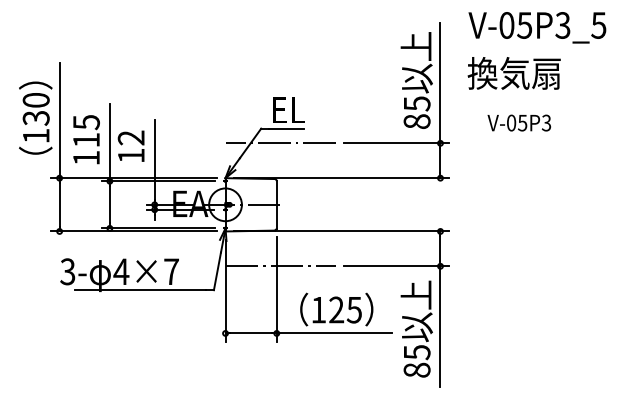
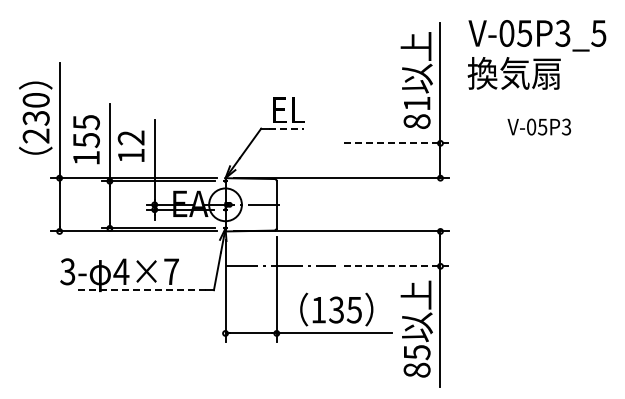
text position: (537, 27) -> (537, 35) (537, 35)
text: 85 -> 81 (417, 103)
text position: (519, 122) -> (539, 126) (539, 126)
line: solid -> dashed (287, 128)
text: 130 -> 230 (35, 135)
text: 115 -> 155 (86, 140)
line: present -> none (280, 143)
line: solid -> dashed (396, 143)
line: solid -> dashed (396, 266)
line: solid -> dashed (140, 290)
text: 125 -> 135 (336, 310)
